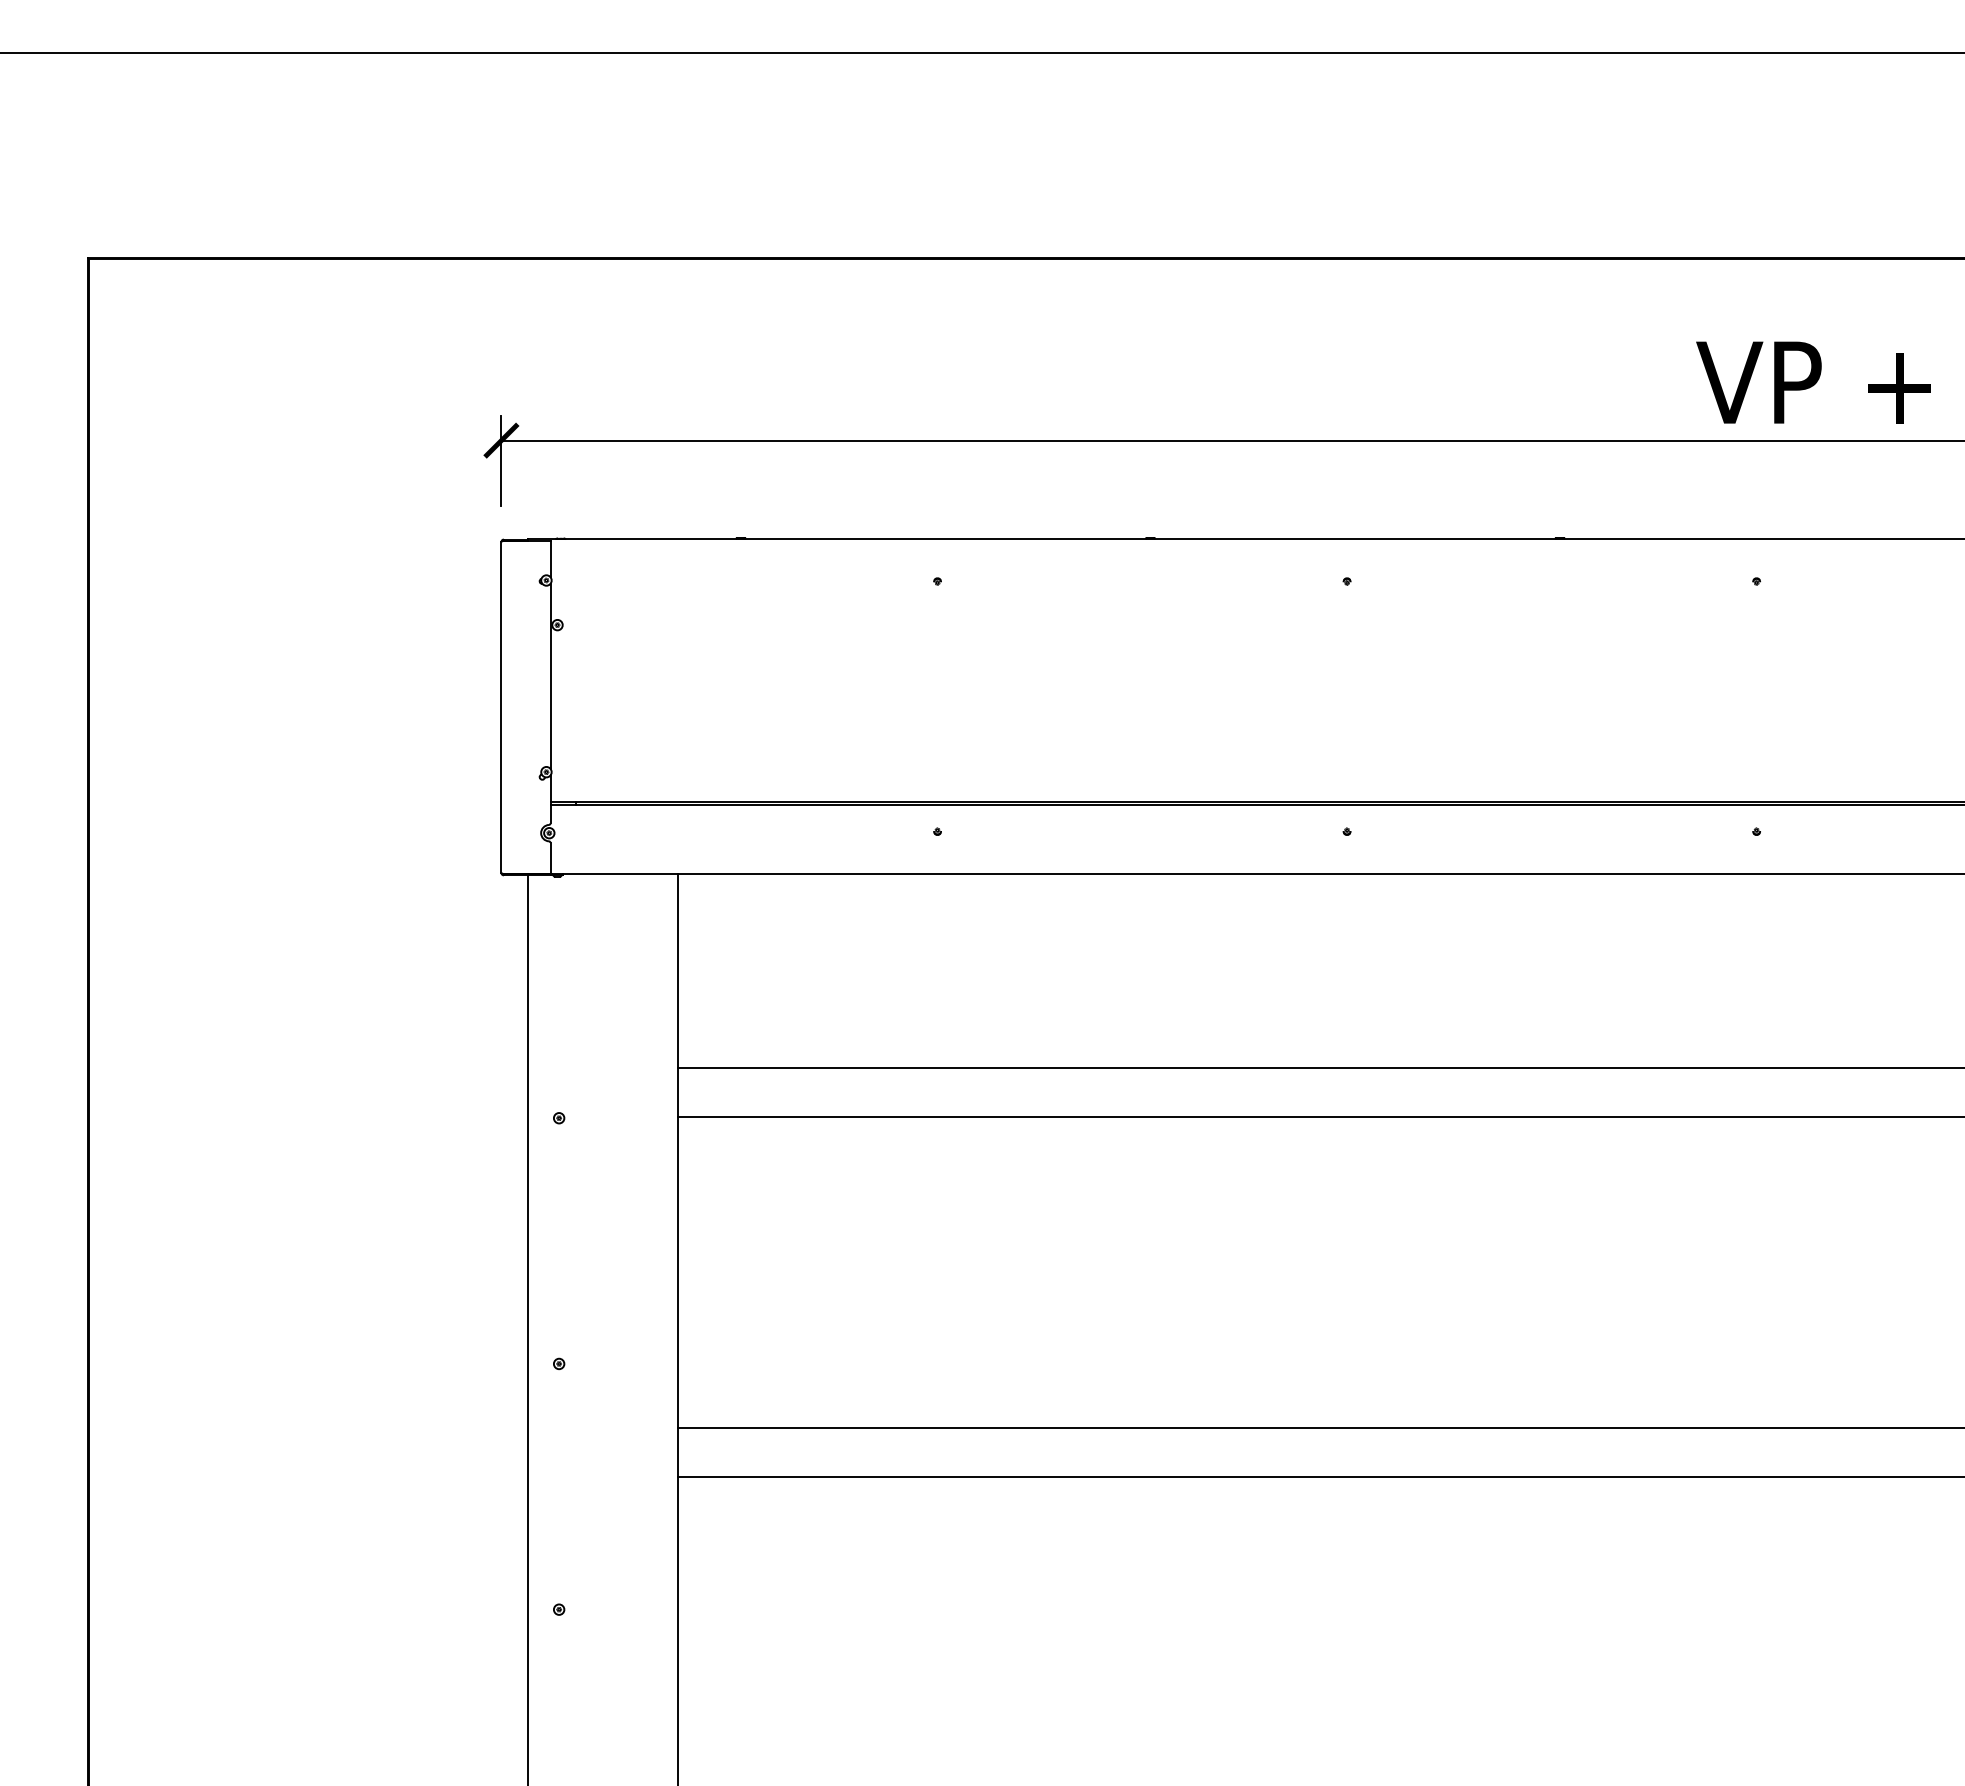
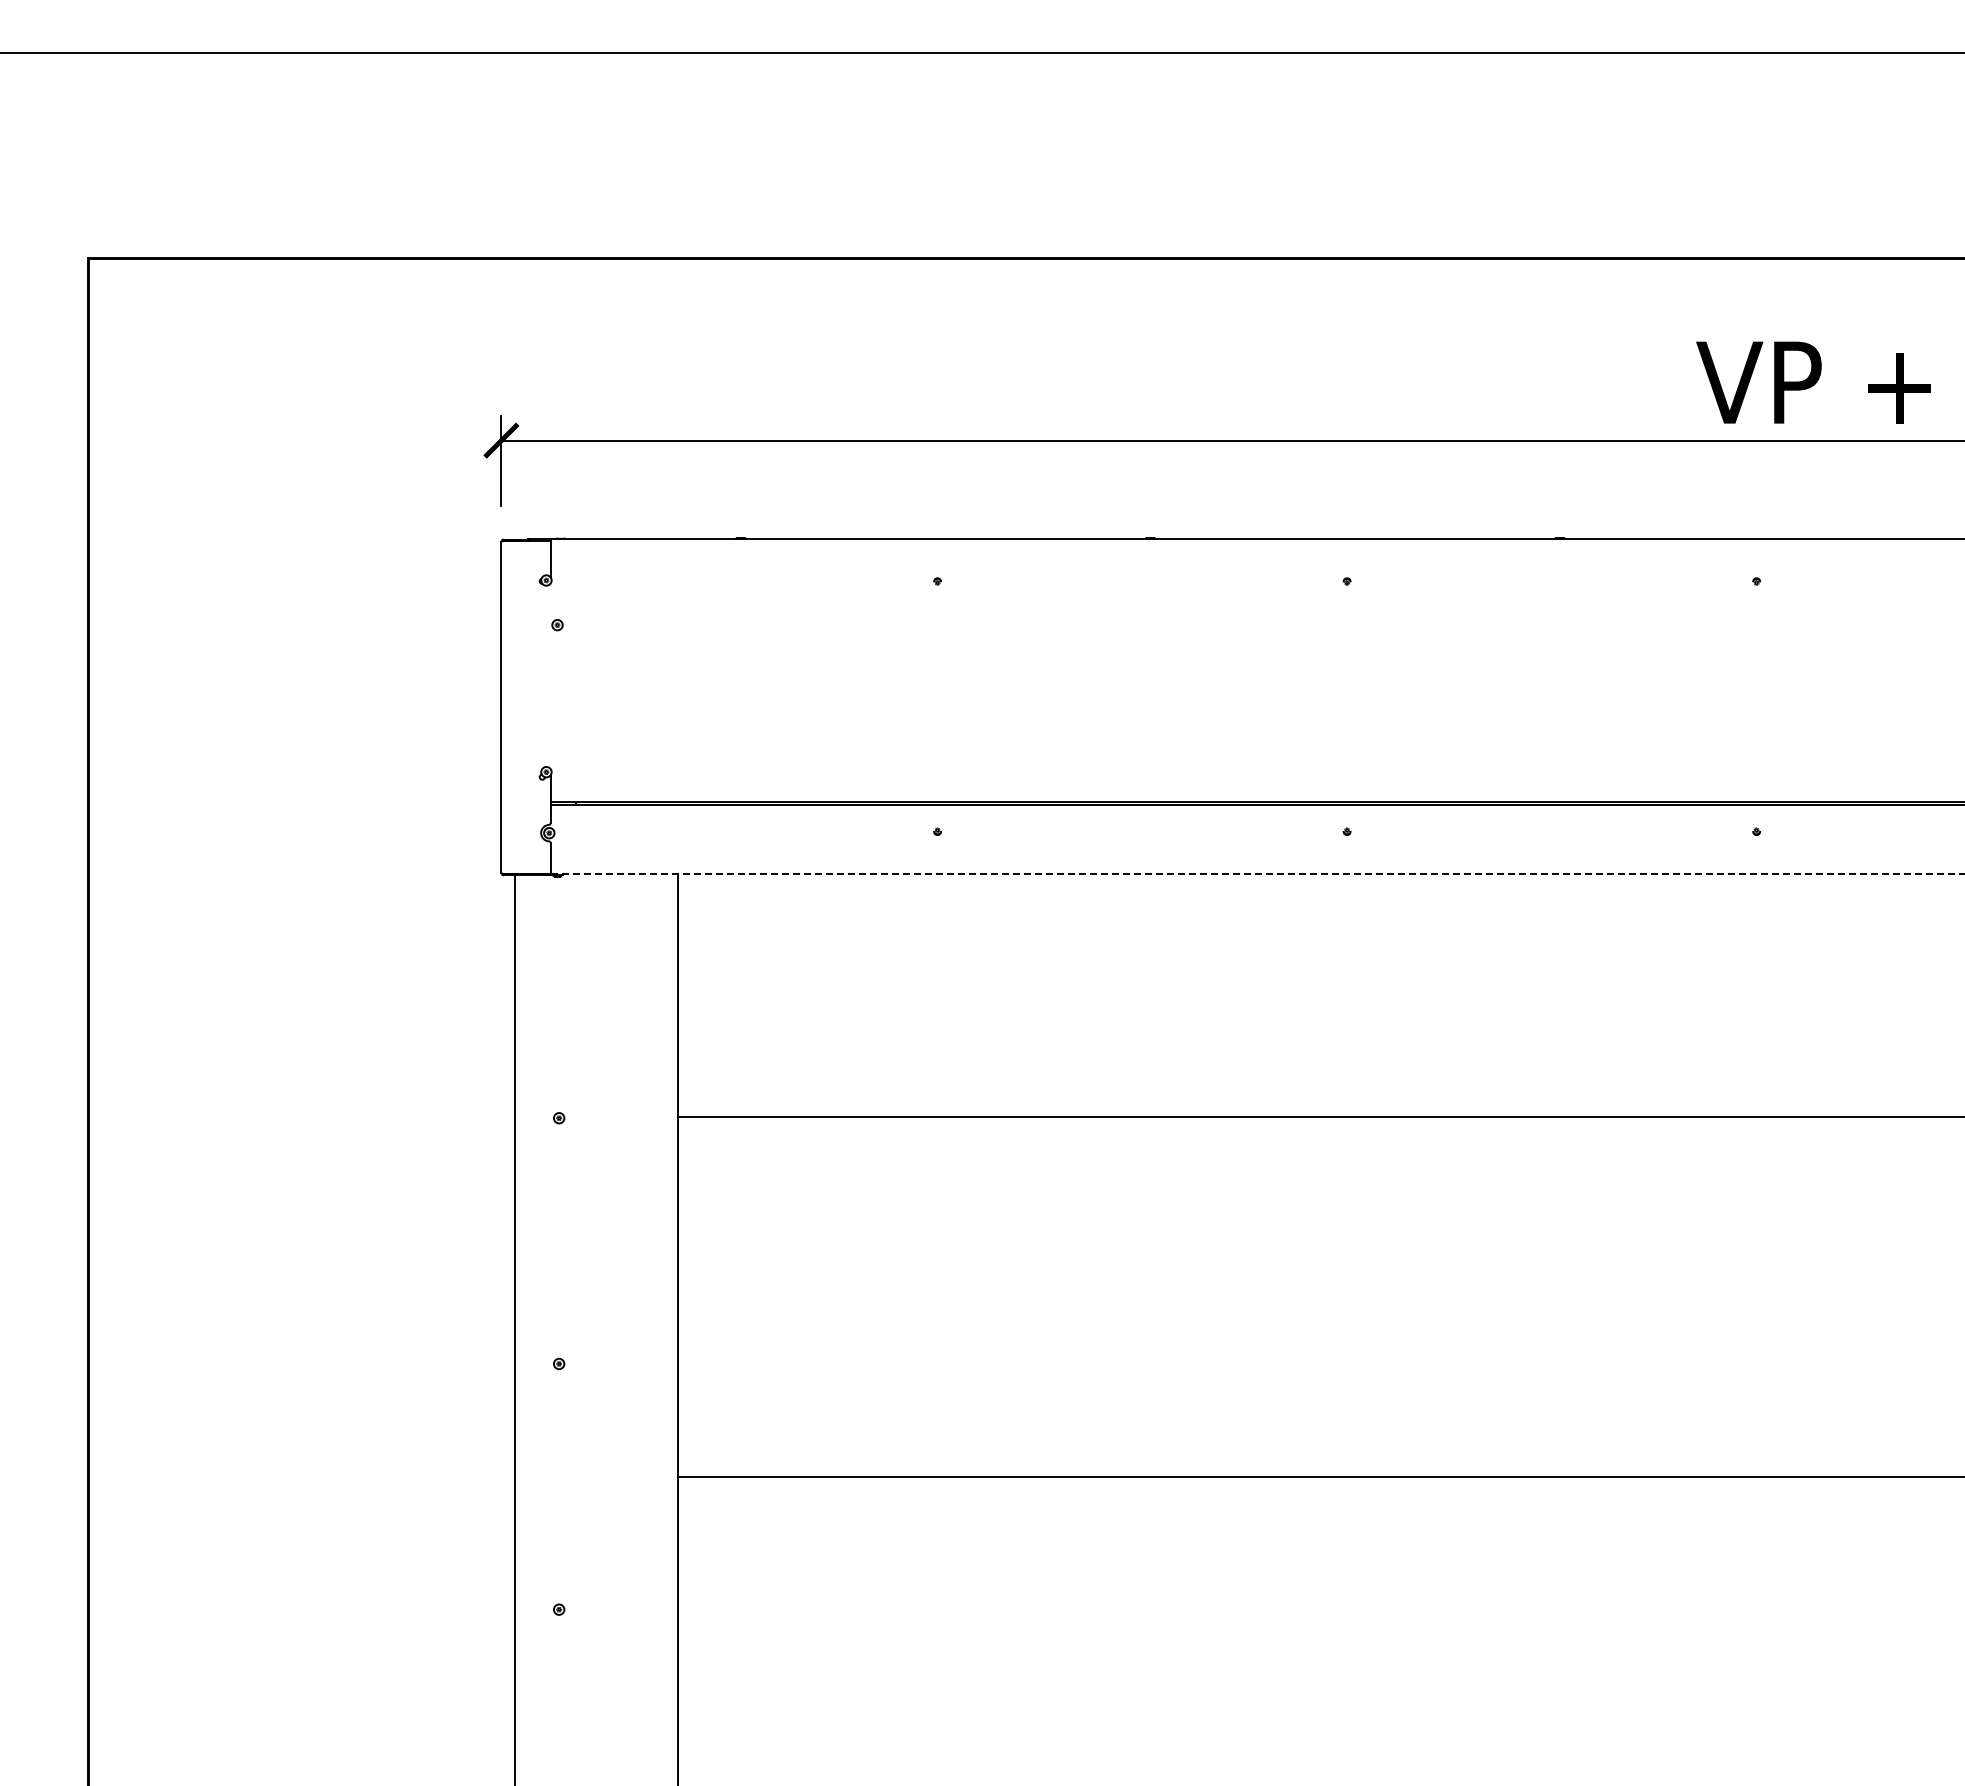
line: present -> none (550, 675)
line: solid -> dashed (1257, 874)
line: present -> none (1319, 1067)
line position: (528, 1328) -> (515, 1328) (515, 1328)
line: present -> none (1319, 1428)
